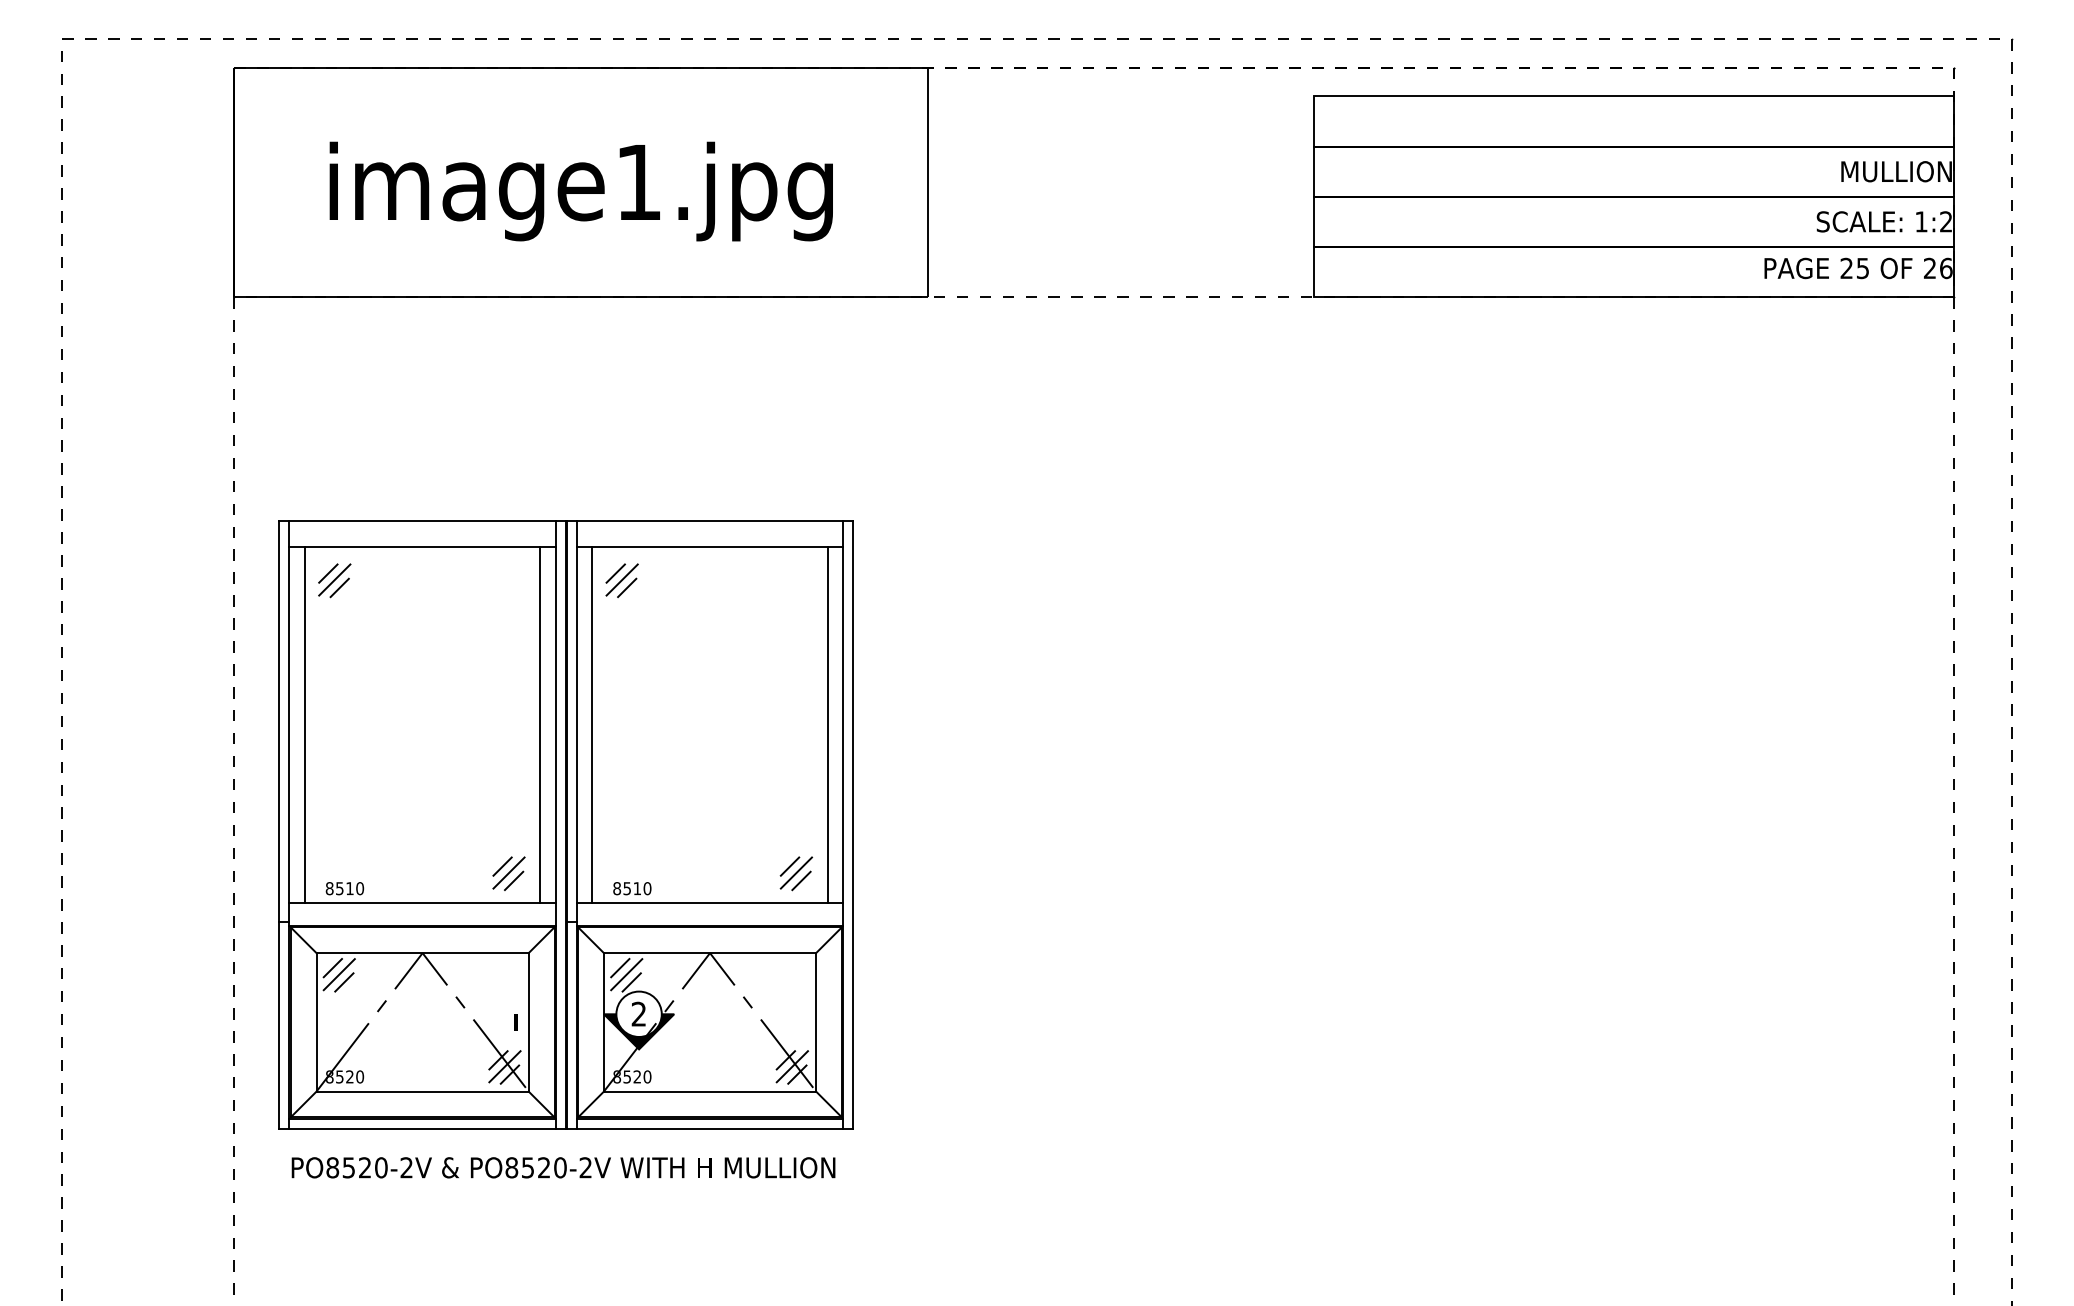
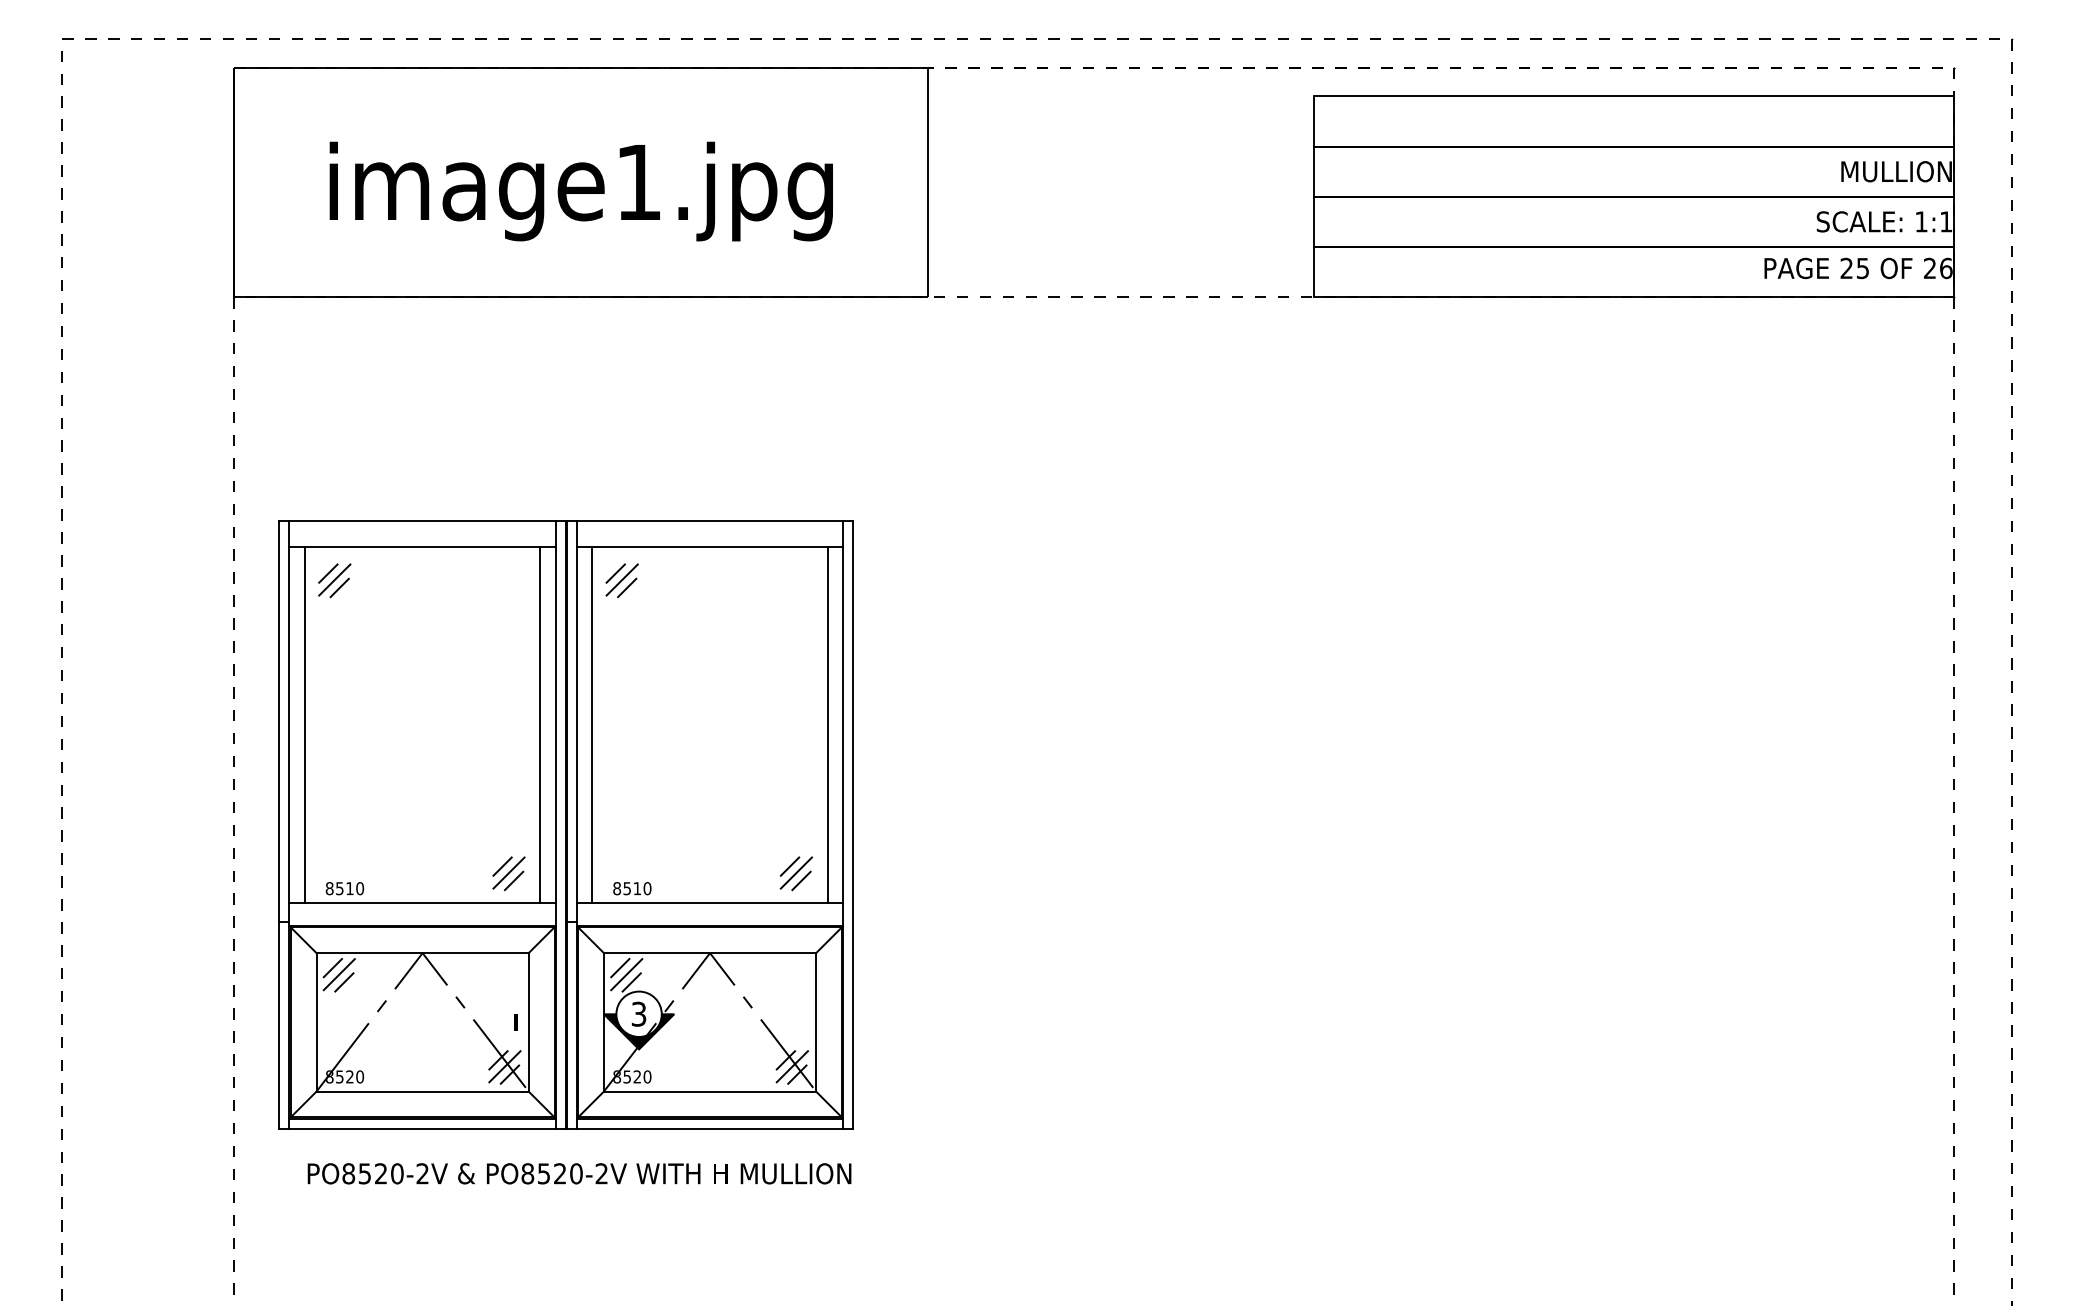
text: 1:2 -> 1:1 (1946, 221)
text: 2 -> 3 (638, 1014)
text position: (563, 1167) -> (579, 1173) (579, 1173)
